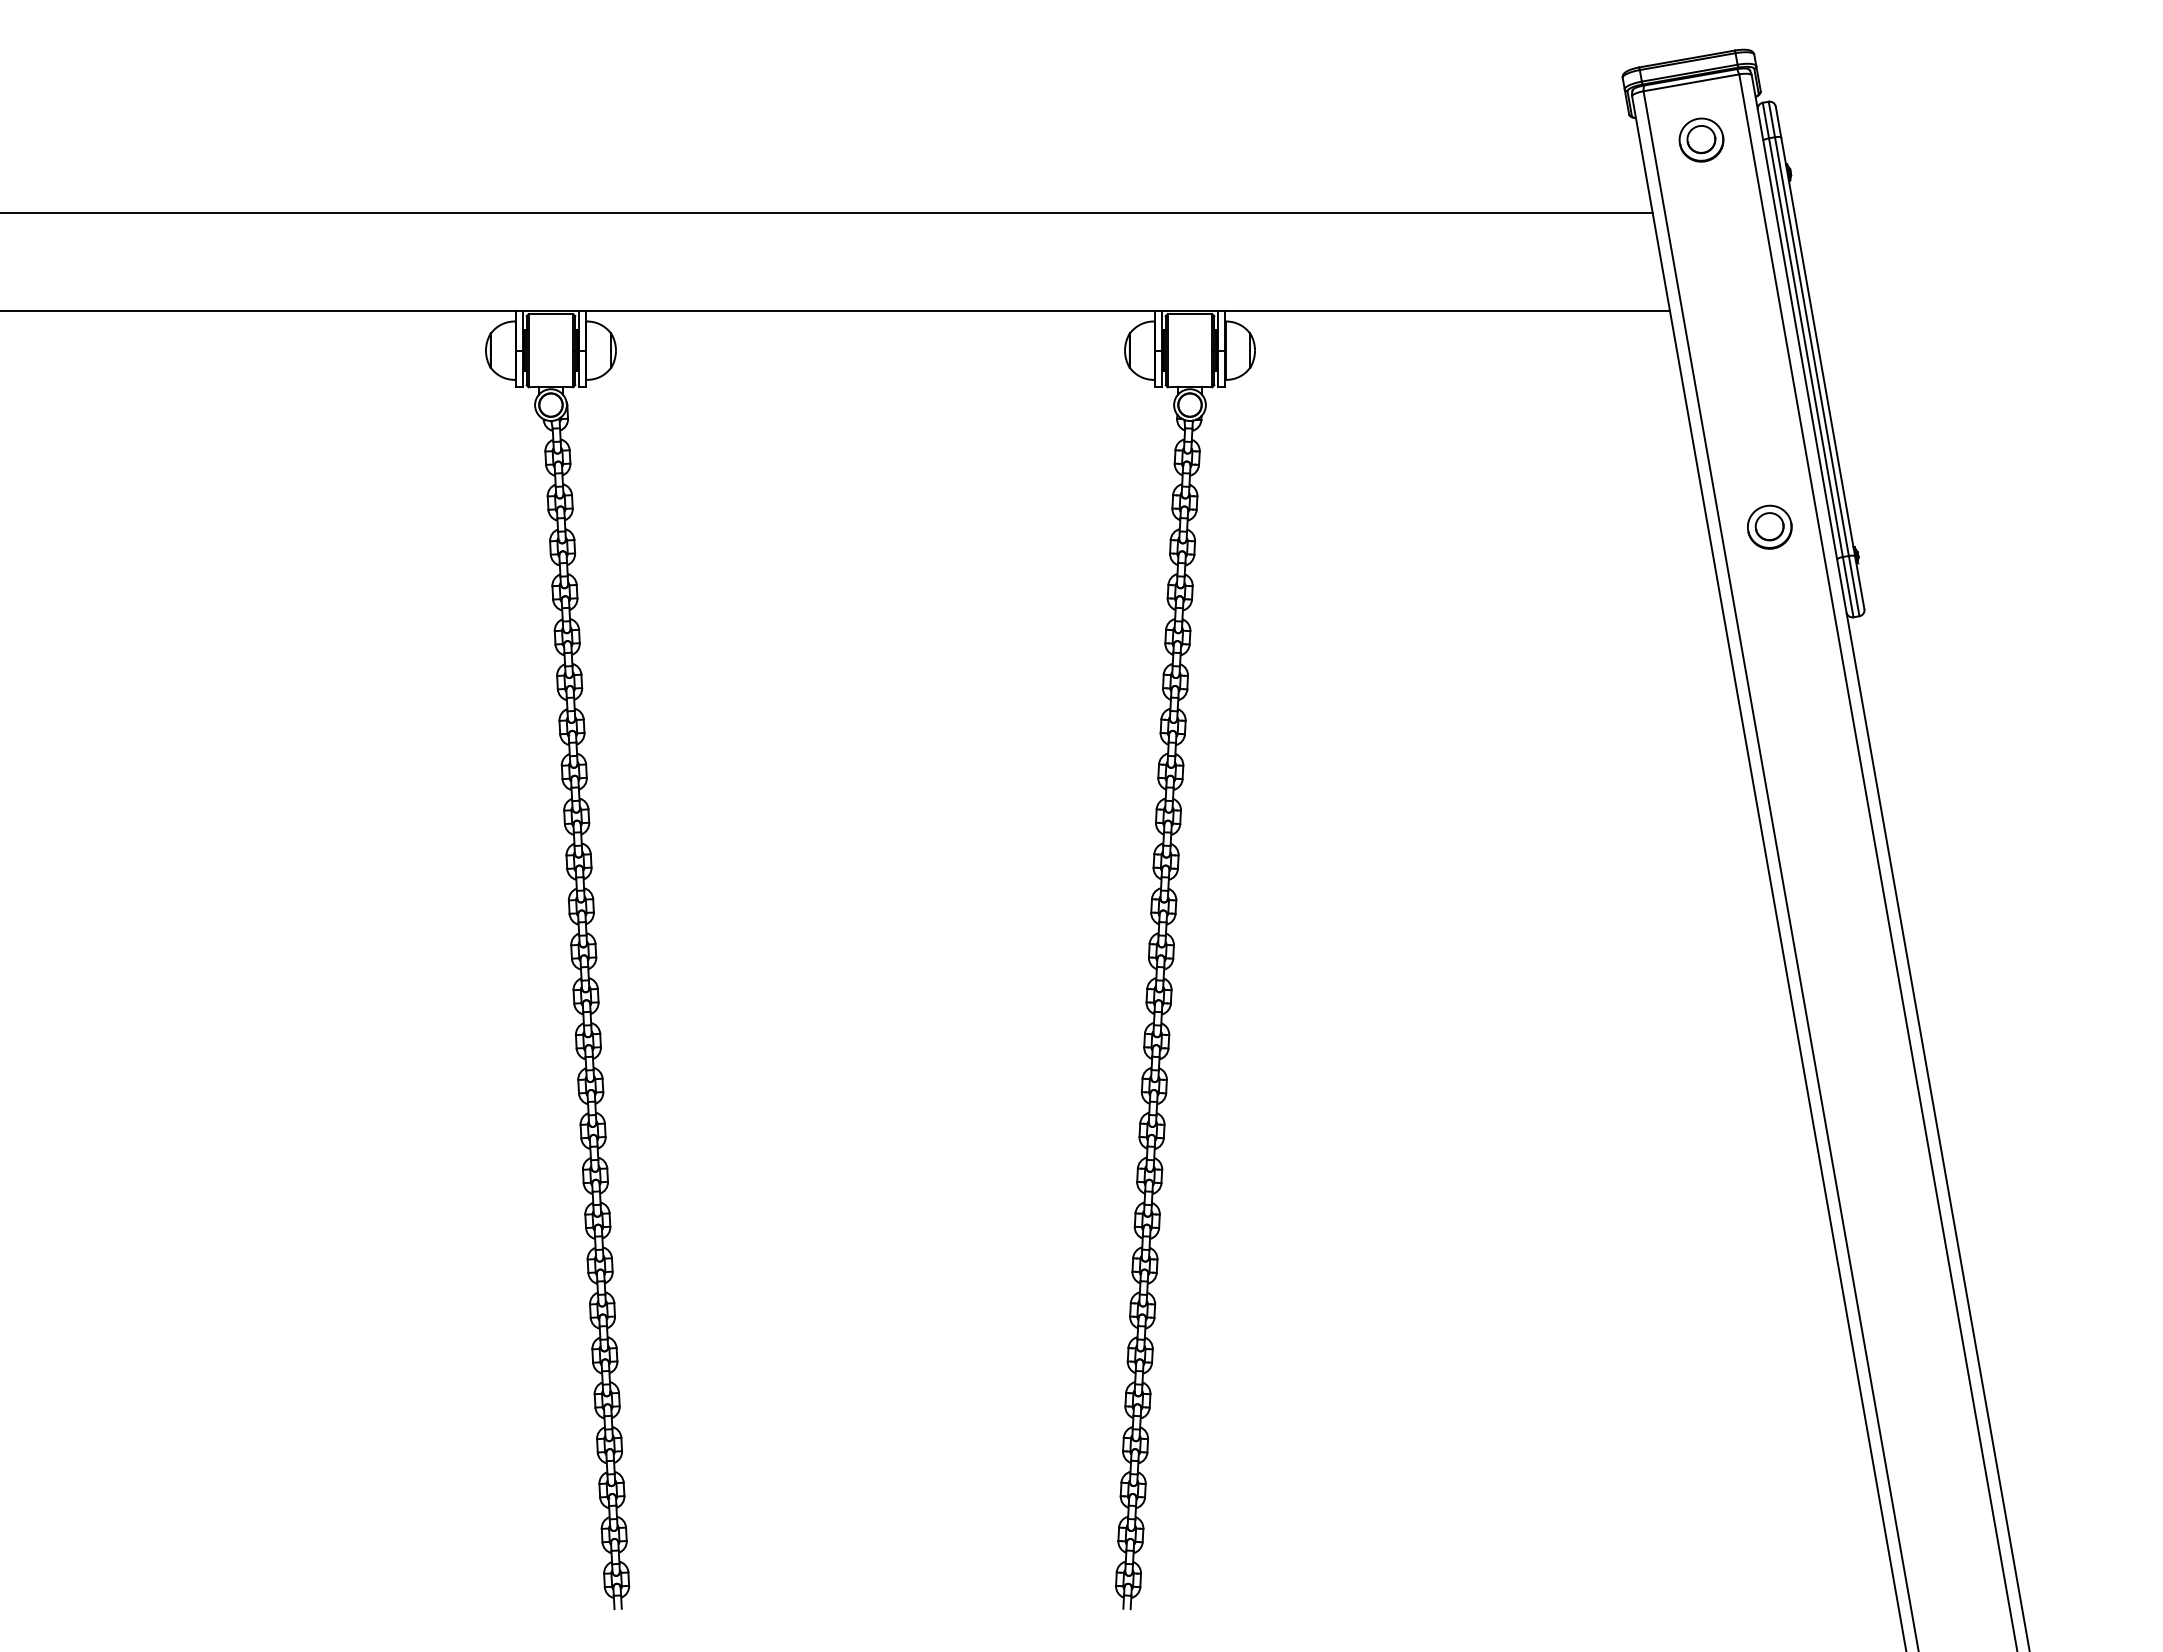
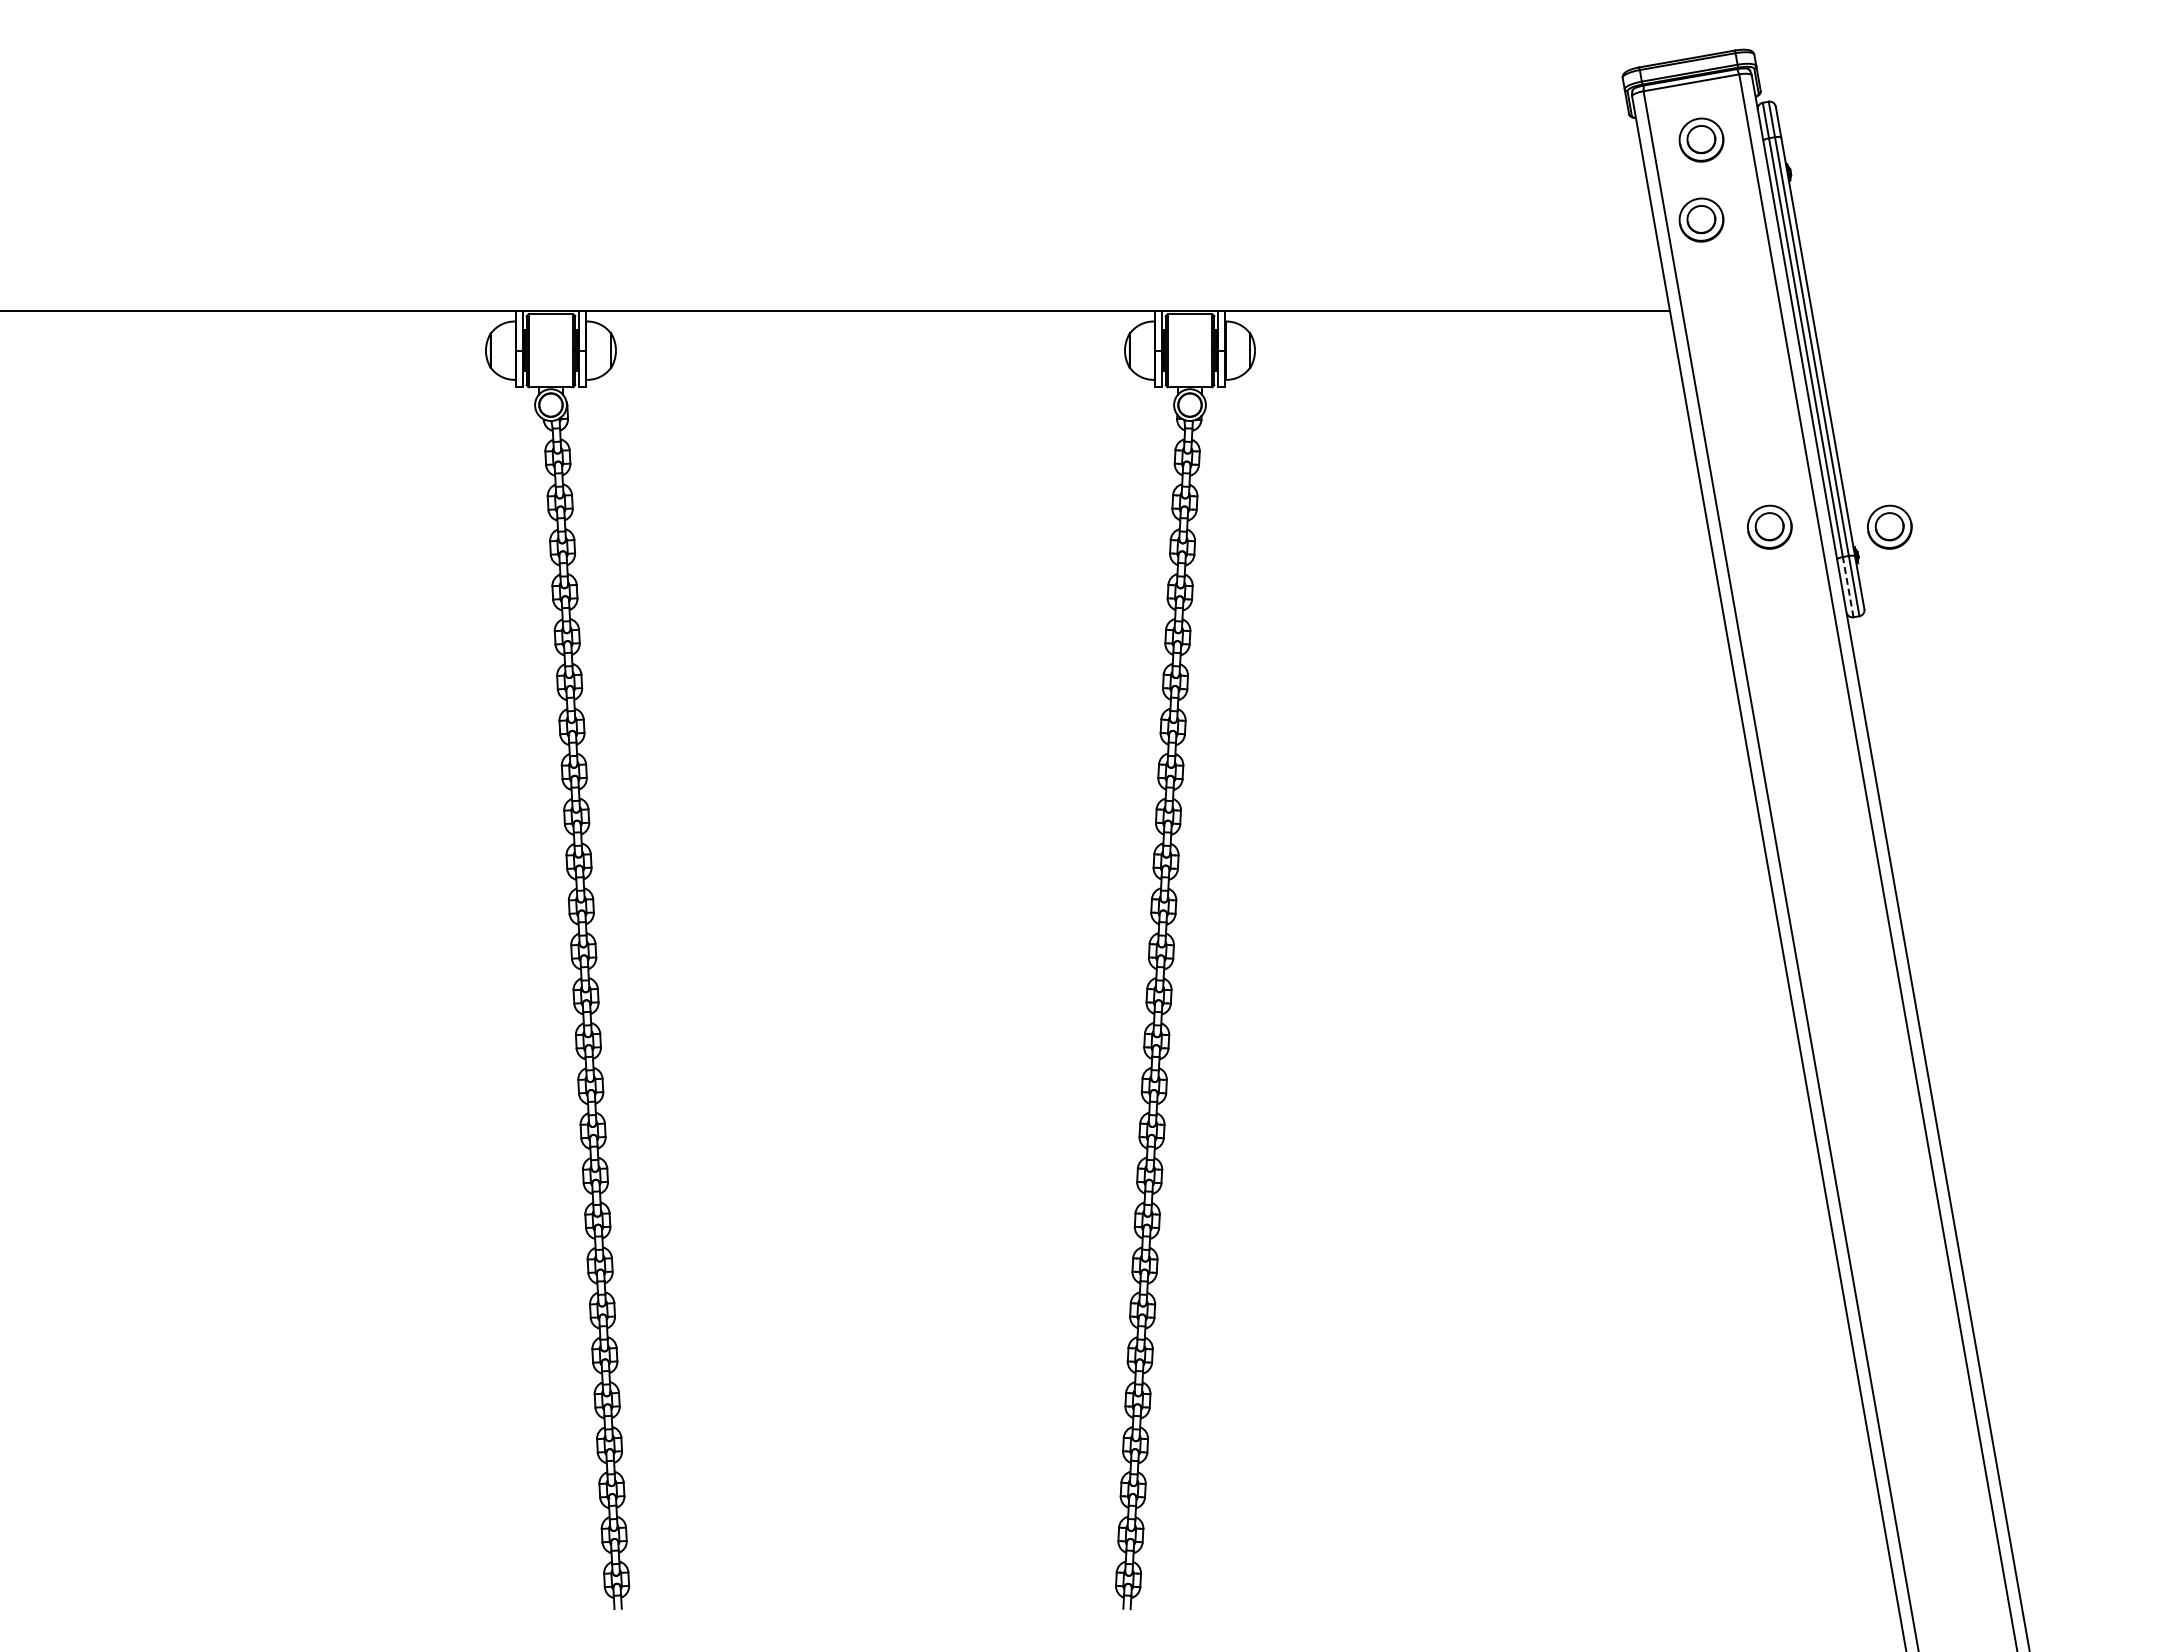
line: present -> none (827, 213)
part: none -> present (1701, 219)
part: none -> present (1889, 526)
line: solid -> dashed (1848, 587)
